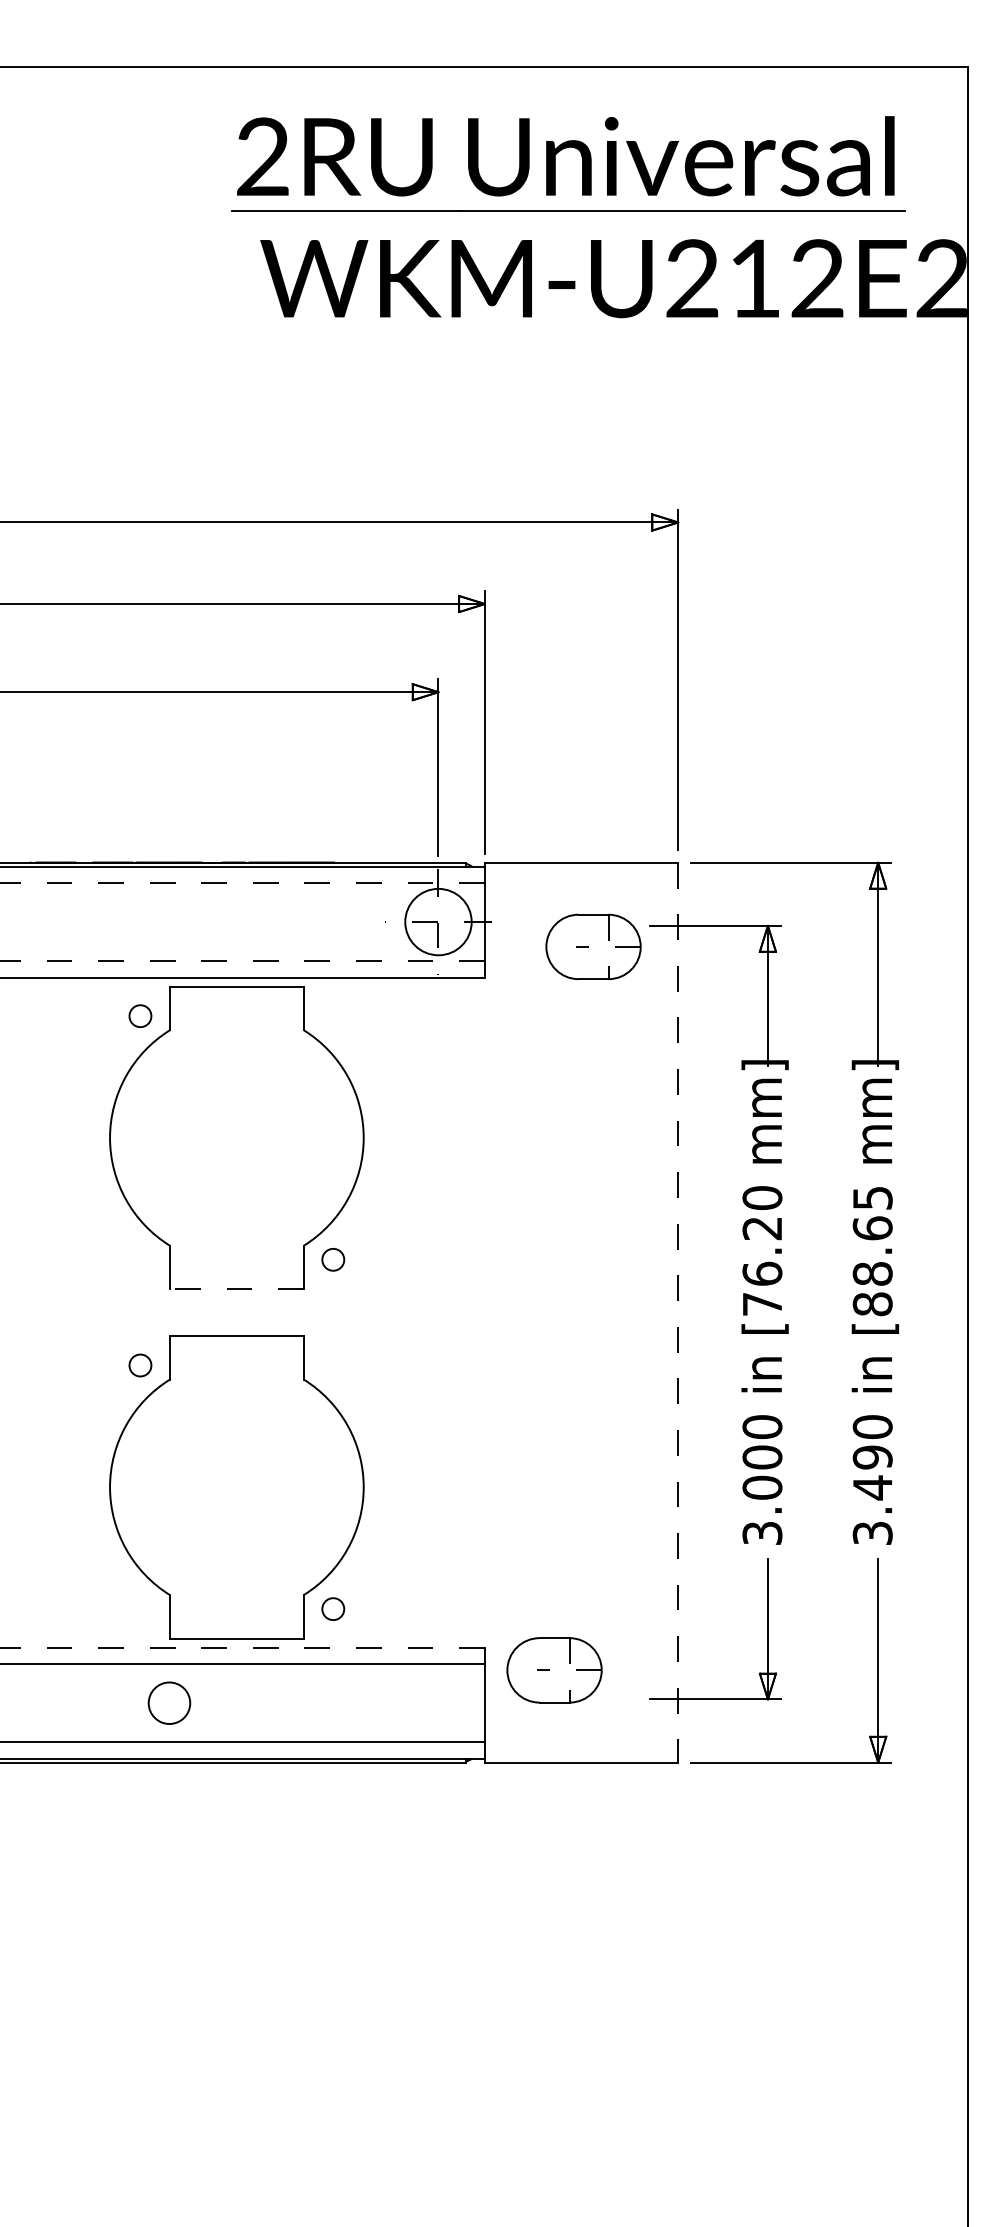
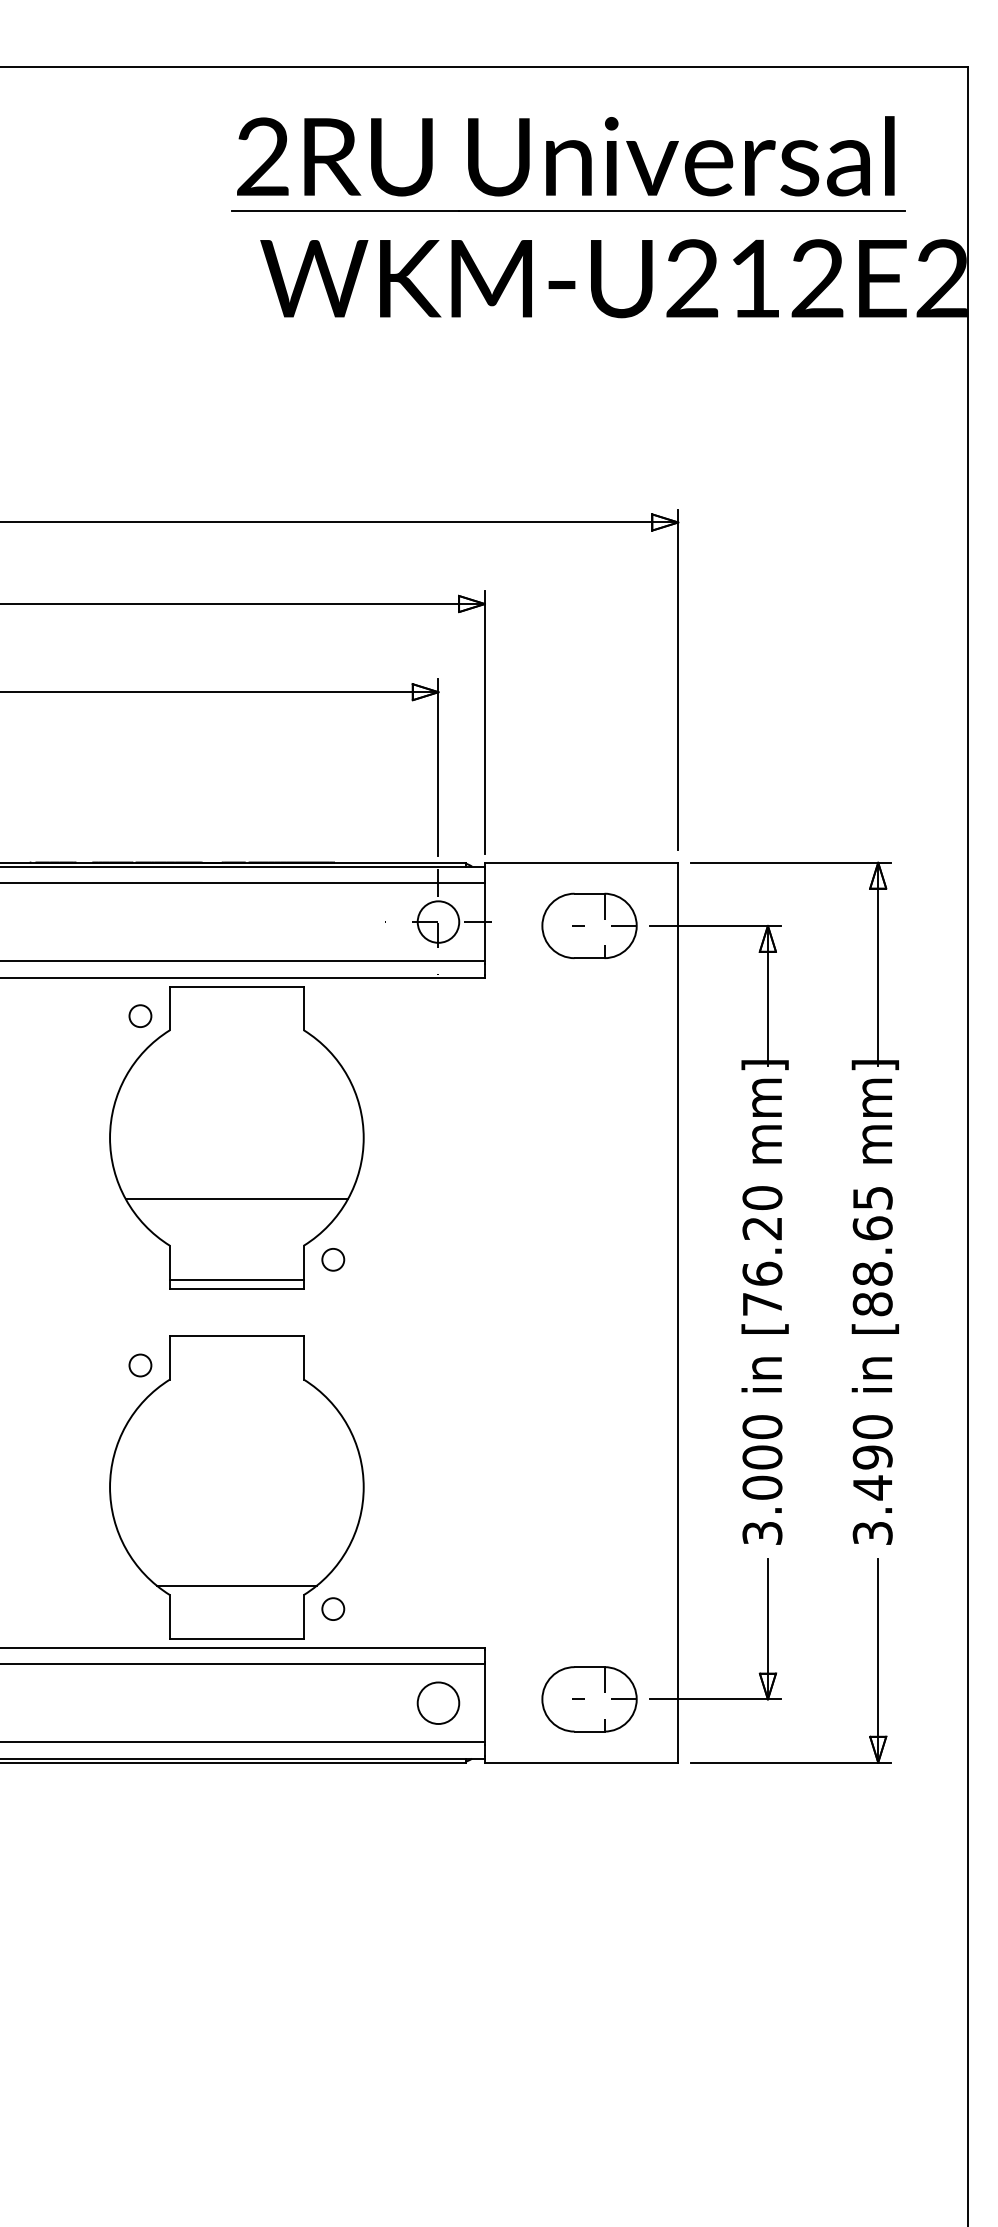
line: dashed -> solid (242, 883)
circle diameter: 66 px -> 42 px (438, 921)
part position: (593, 946) -> (589, 925) (589, 925)
line: dashed -> solid (242, 961)
line: none -> present (236, 1199)
line: none -> present (236, 1279)
line: dashed -> solid (236, 1289)
line: dashed -> solid (678, 1312)
line: none -> present (236, 1585)
line: dashed -> solid (242, 1647)
part position: (554, 1670) -> (589, 1699) (589, 1699)
circle position: (169, 1702) -> (438, 1702) (438, 1702)
